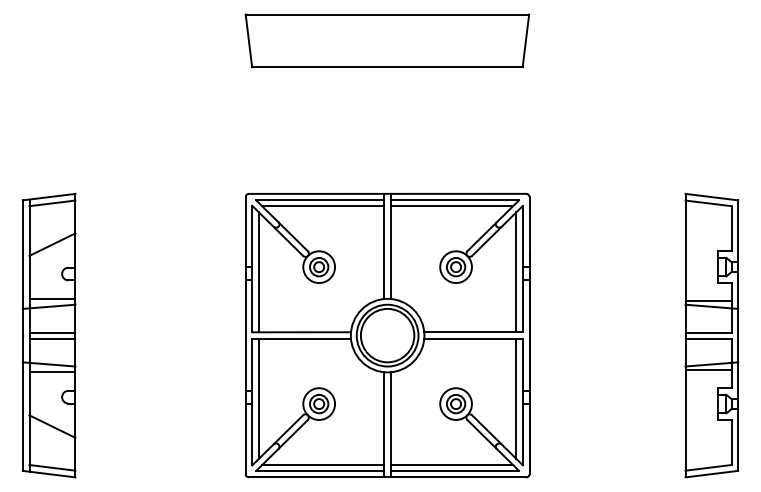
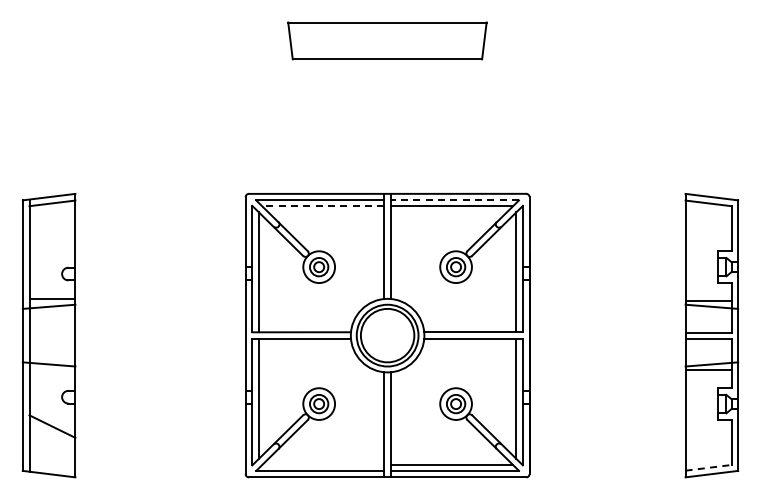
part size: 287x56 px -> 201x40 px (387, 40)
line: solid -> dashed (454, 200)
line: solid -> dashed (322, 206)
line: present -> none (52, 244)
line: present -> none (52, 332)
line: present -> none (52, 339)
line: present -> none (52, 372)
line: present -> none (323, 464)
line: present -> none (52, 467)
line: solid -> dashed (709, 467)
